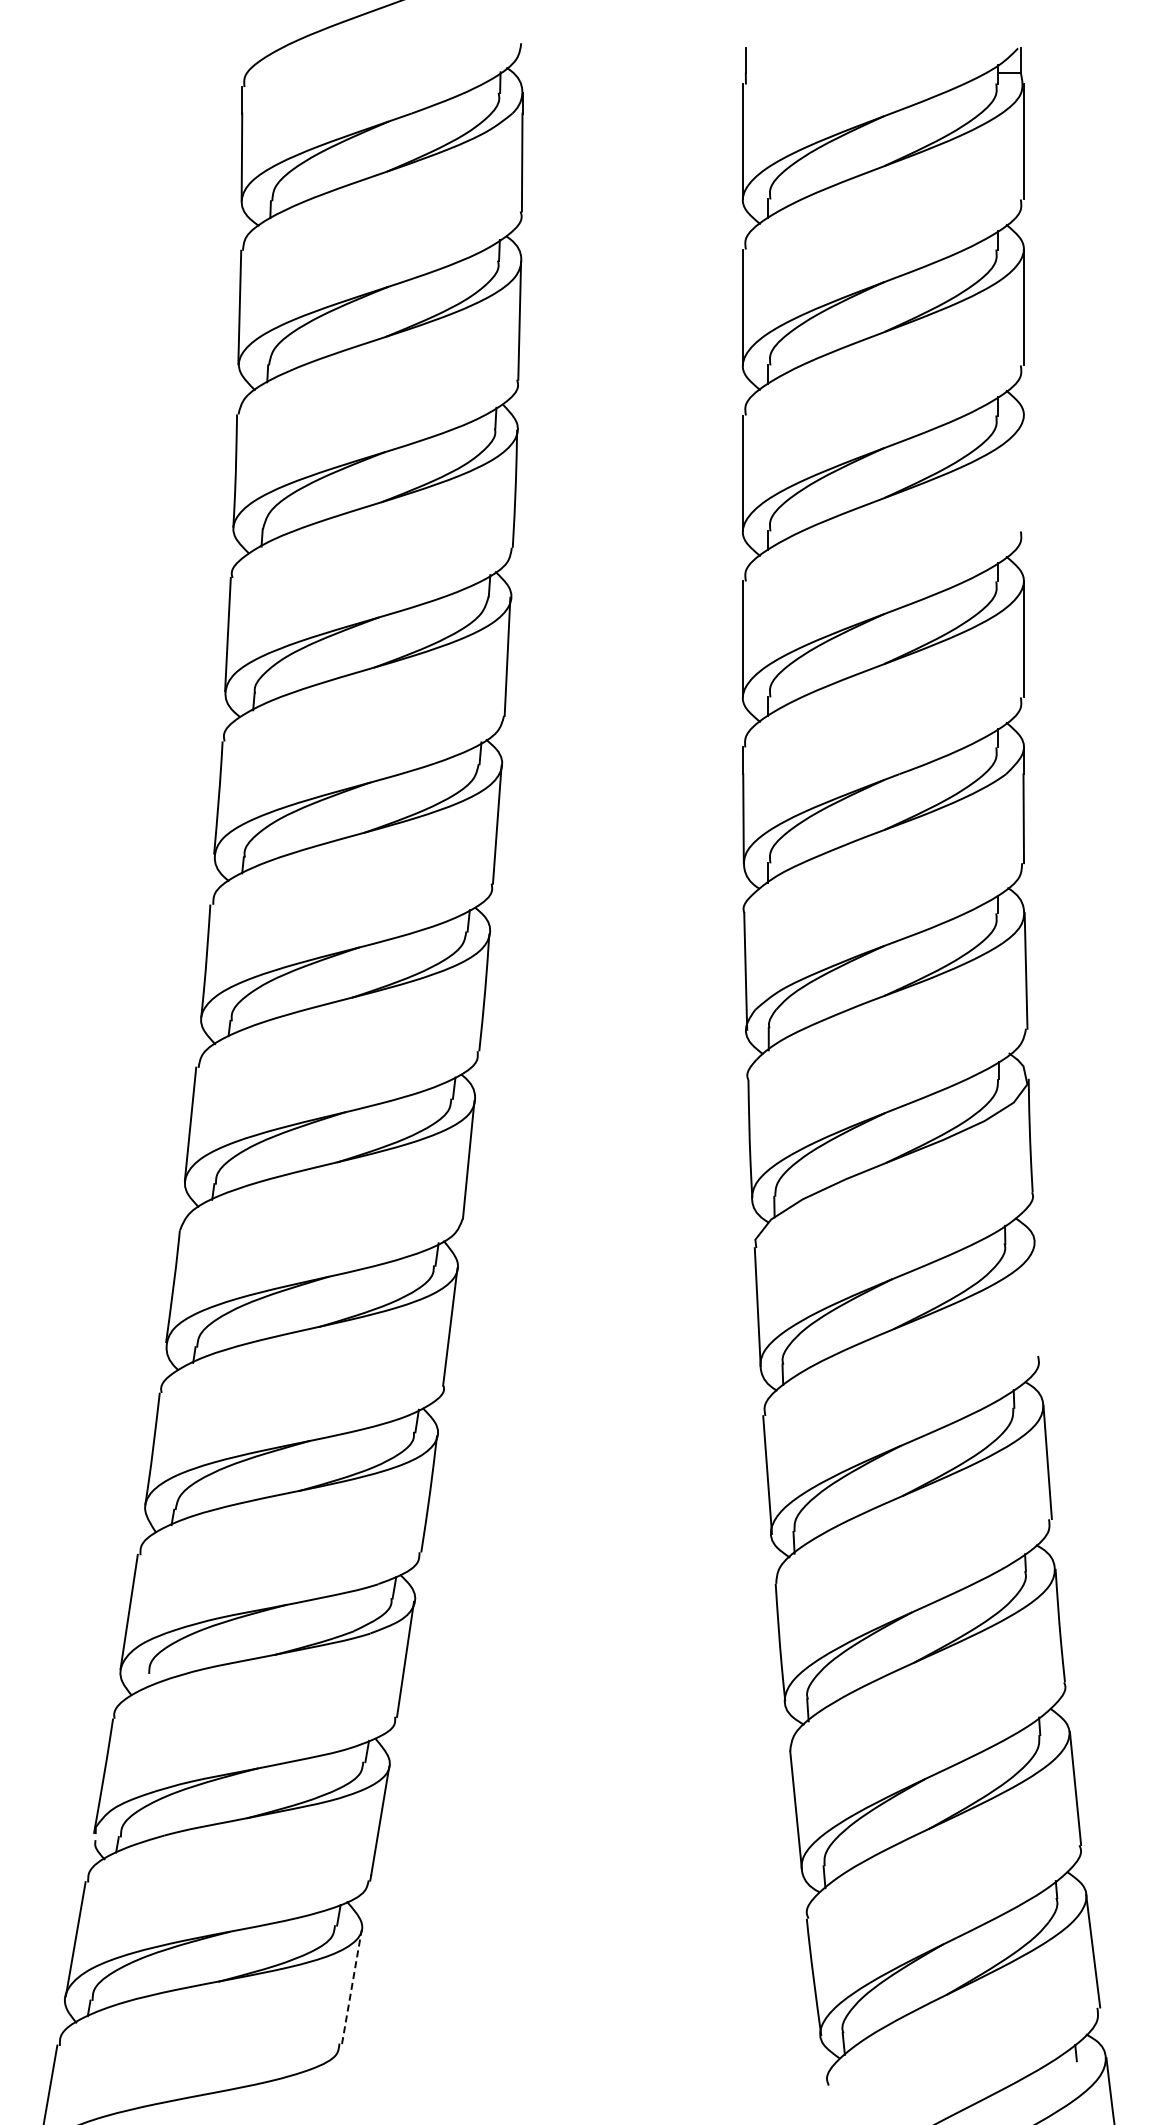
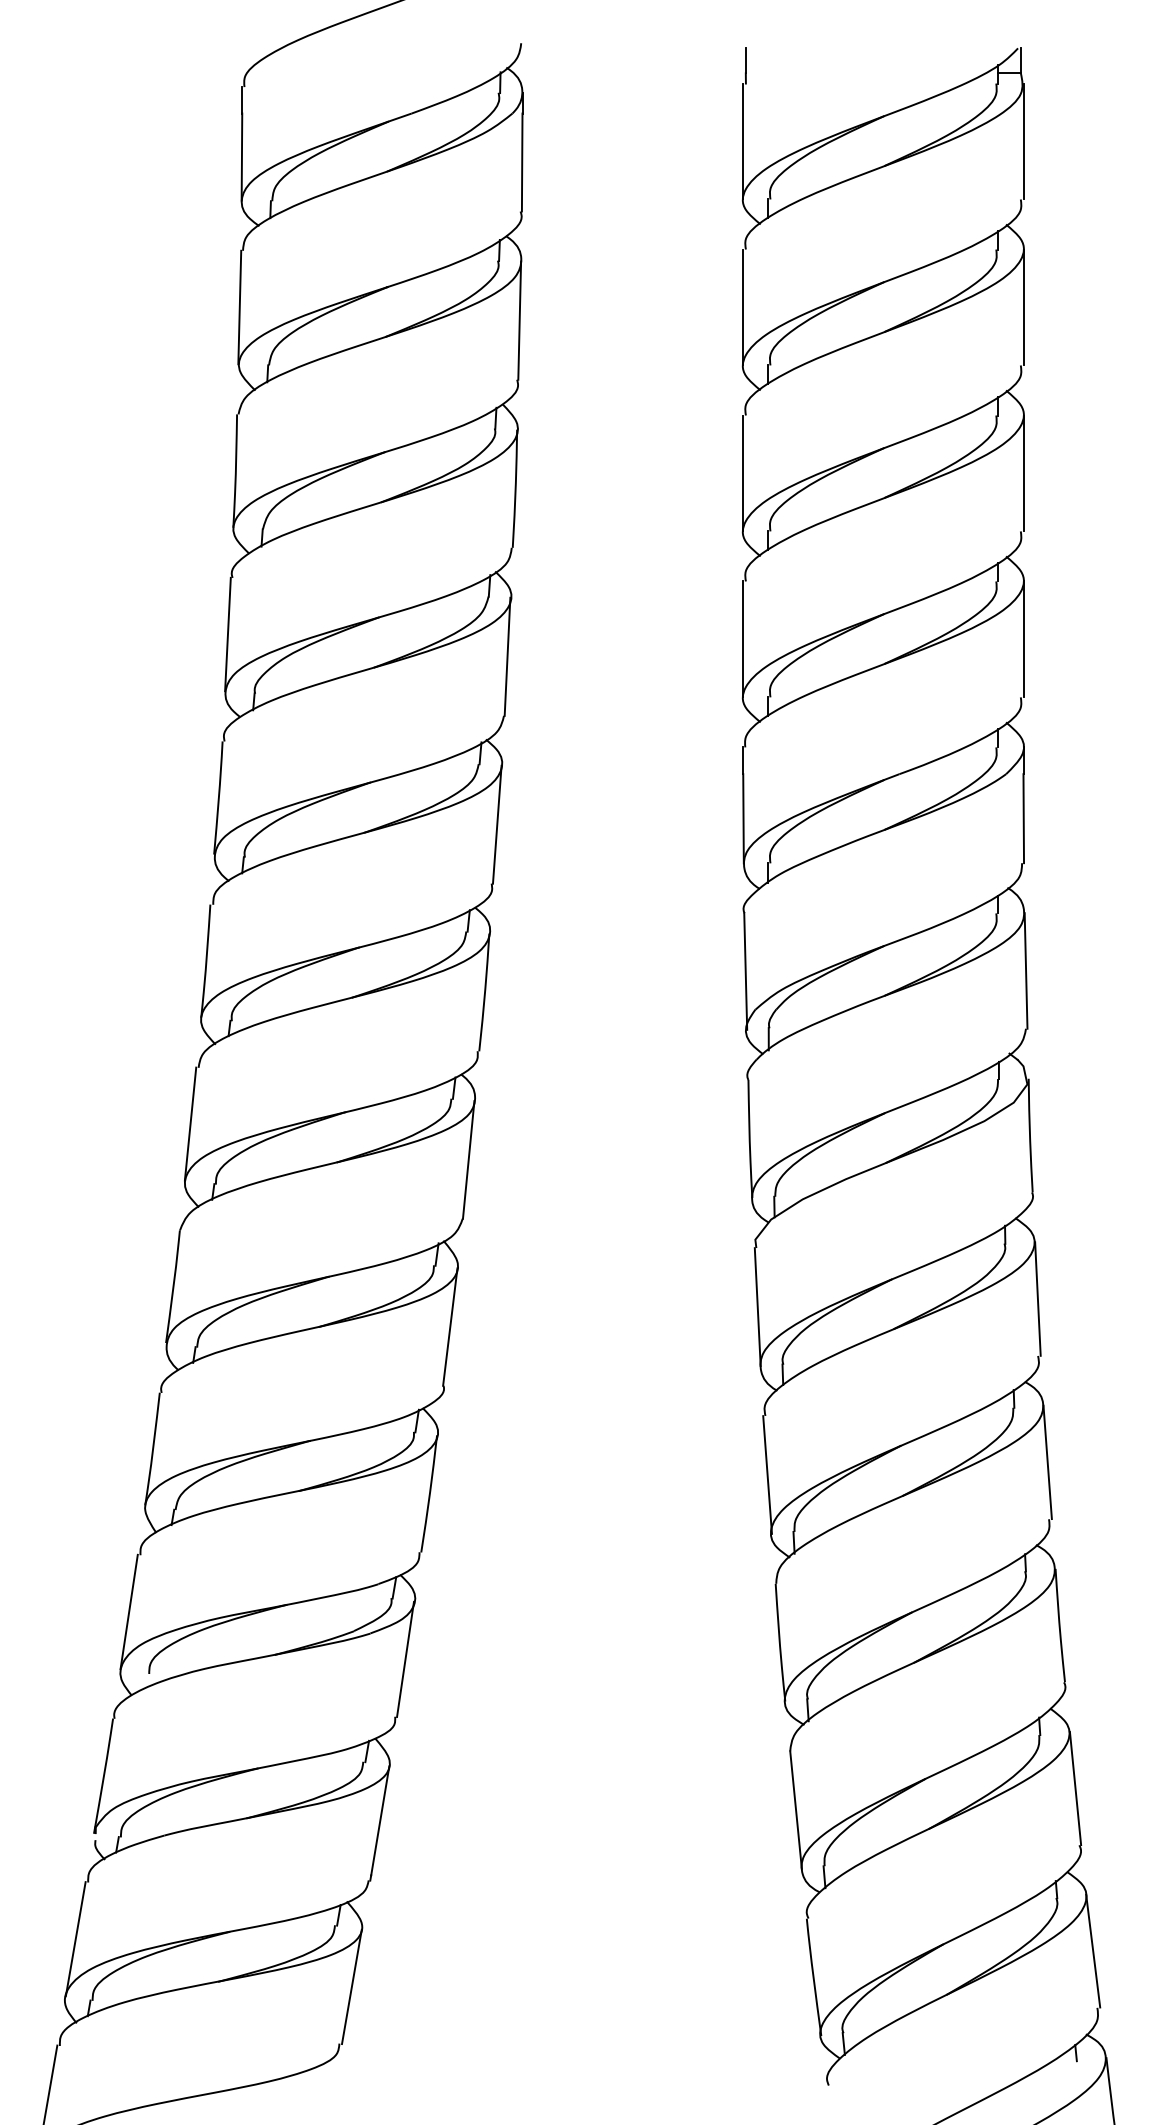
line: none -> present (1023, 473)
line: none -> present (1037, 1298)
line: dashed -> solid (351, 1986)
